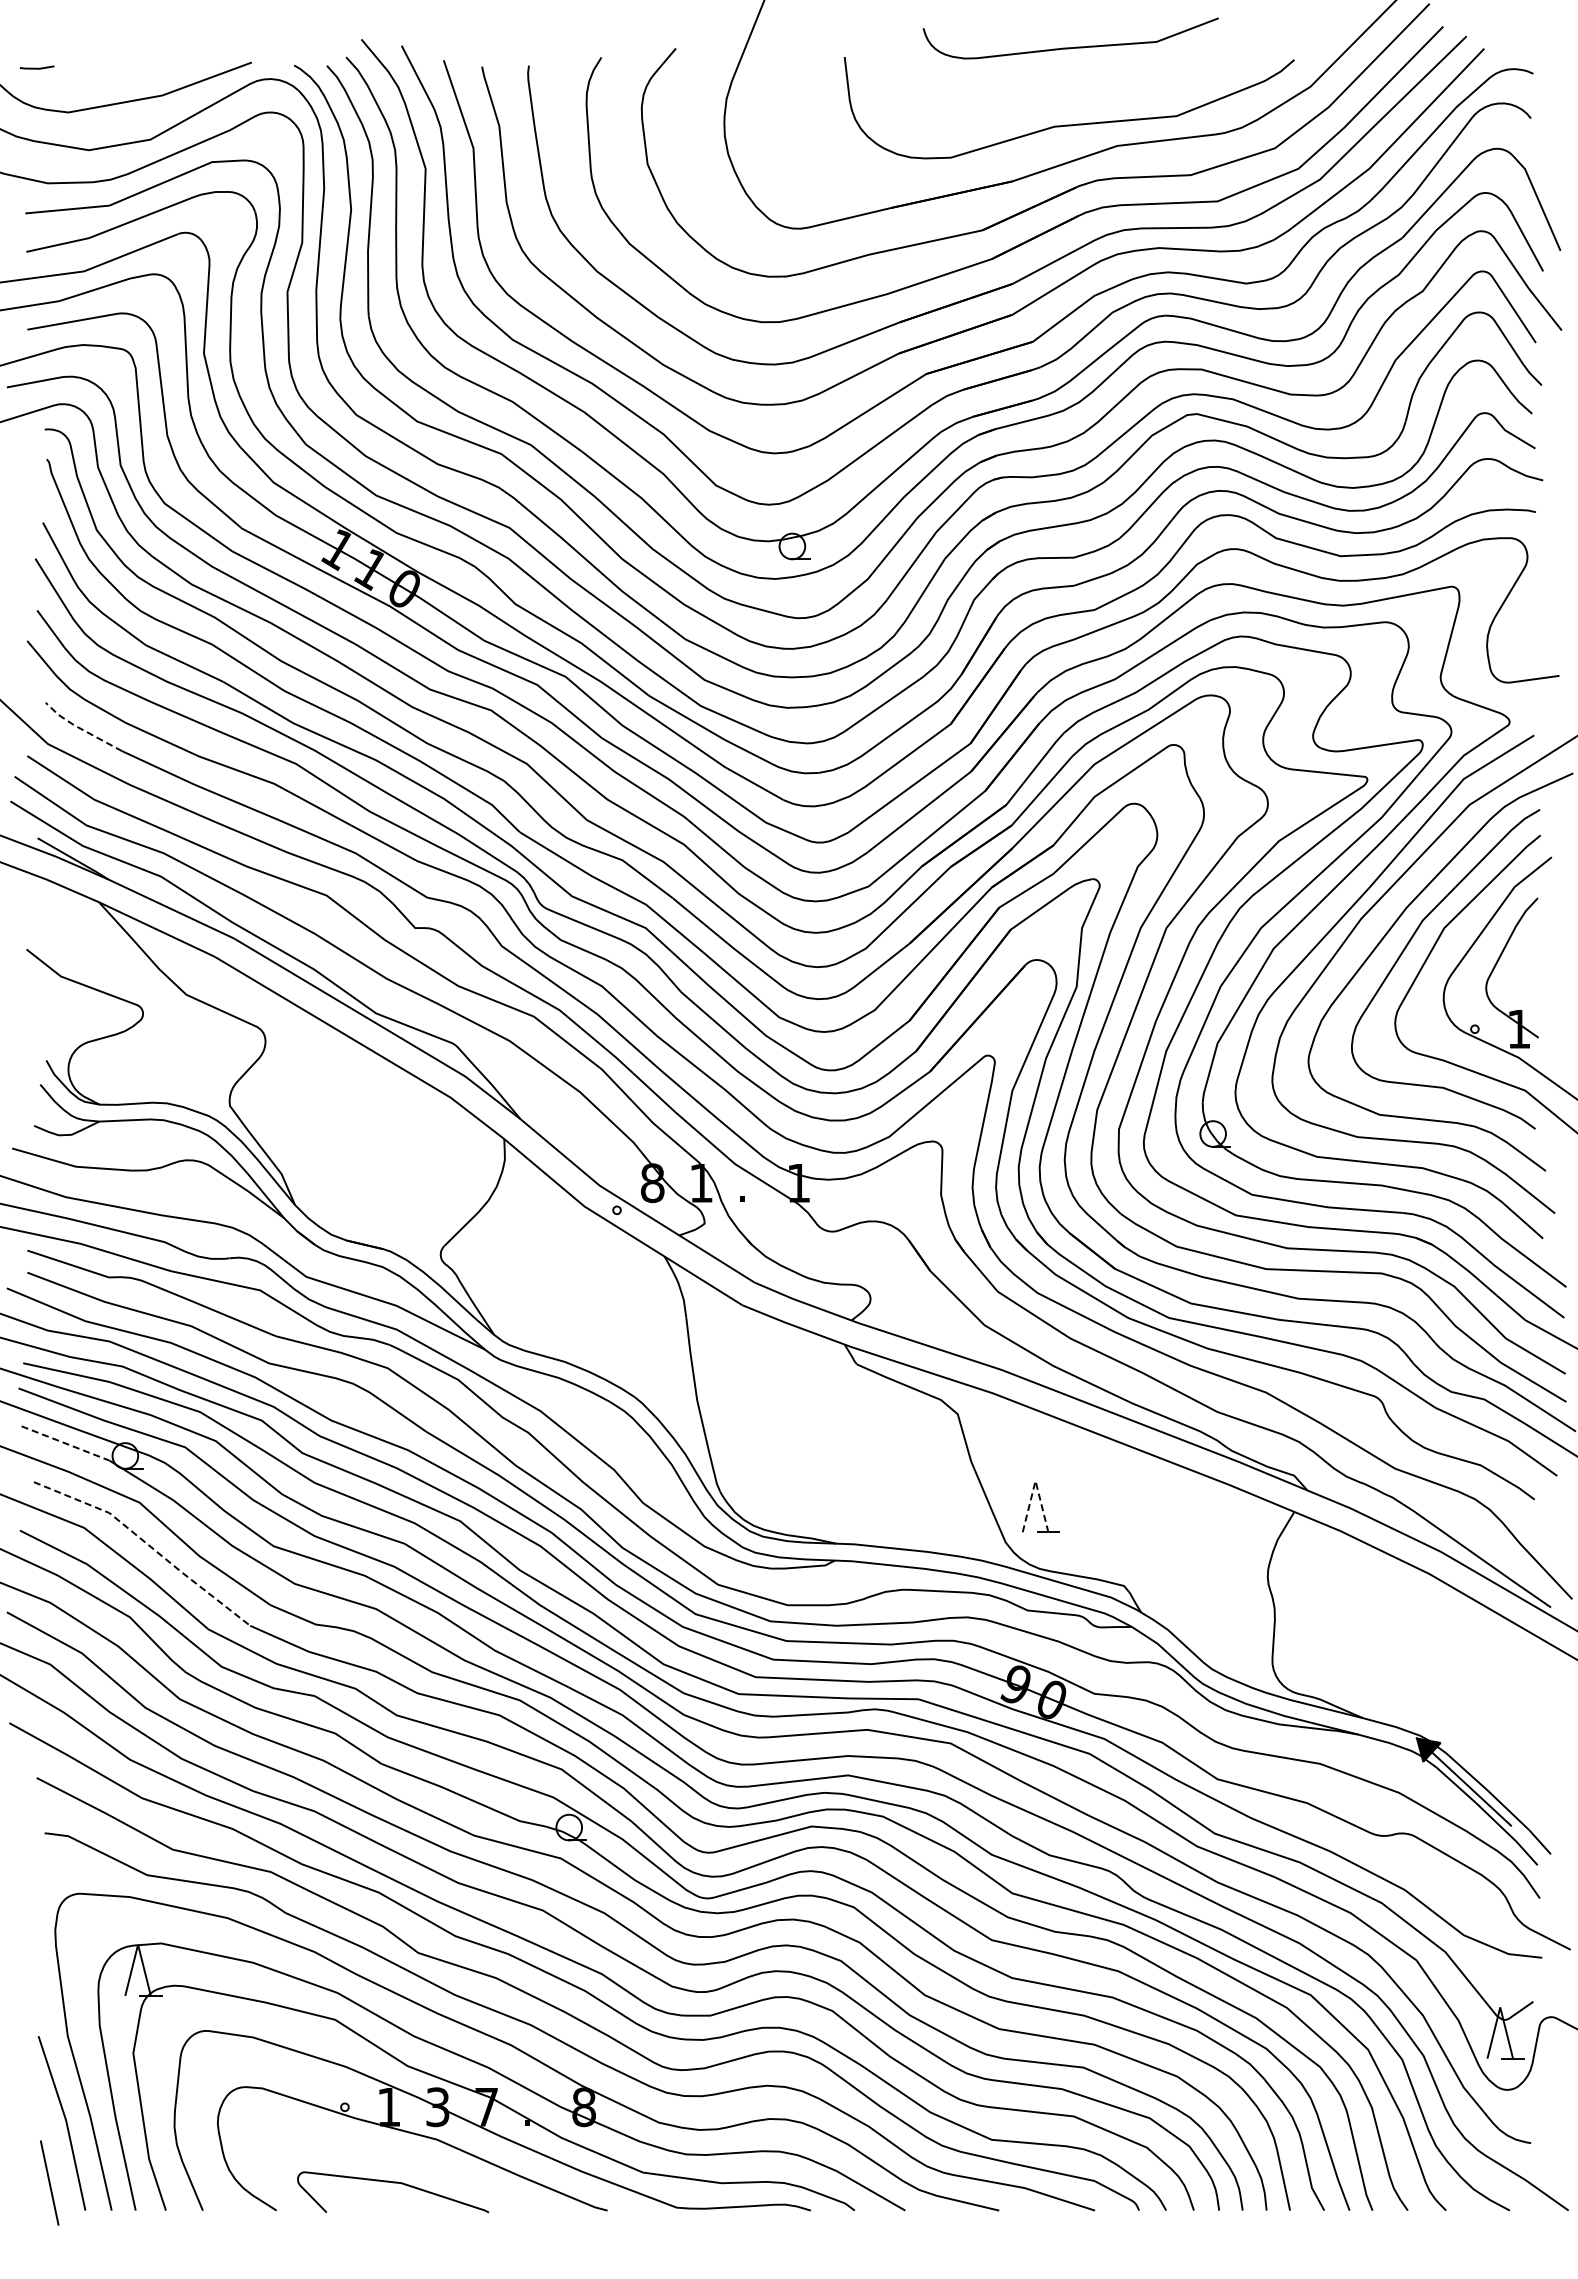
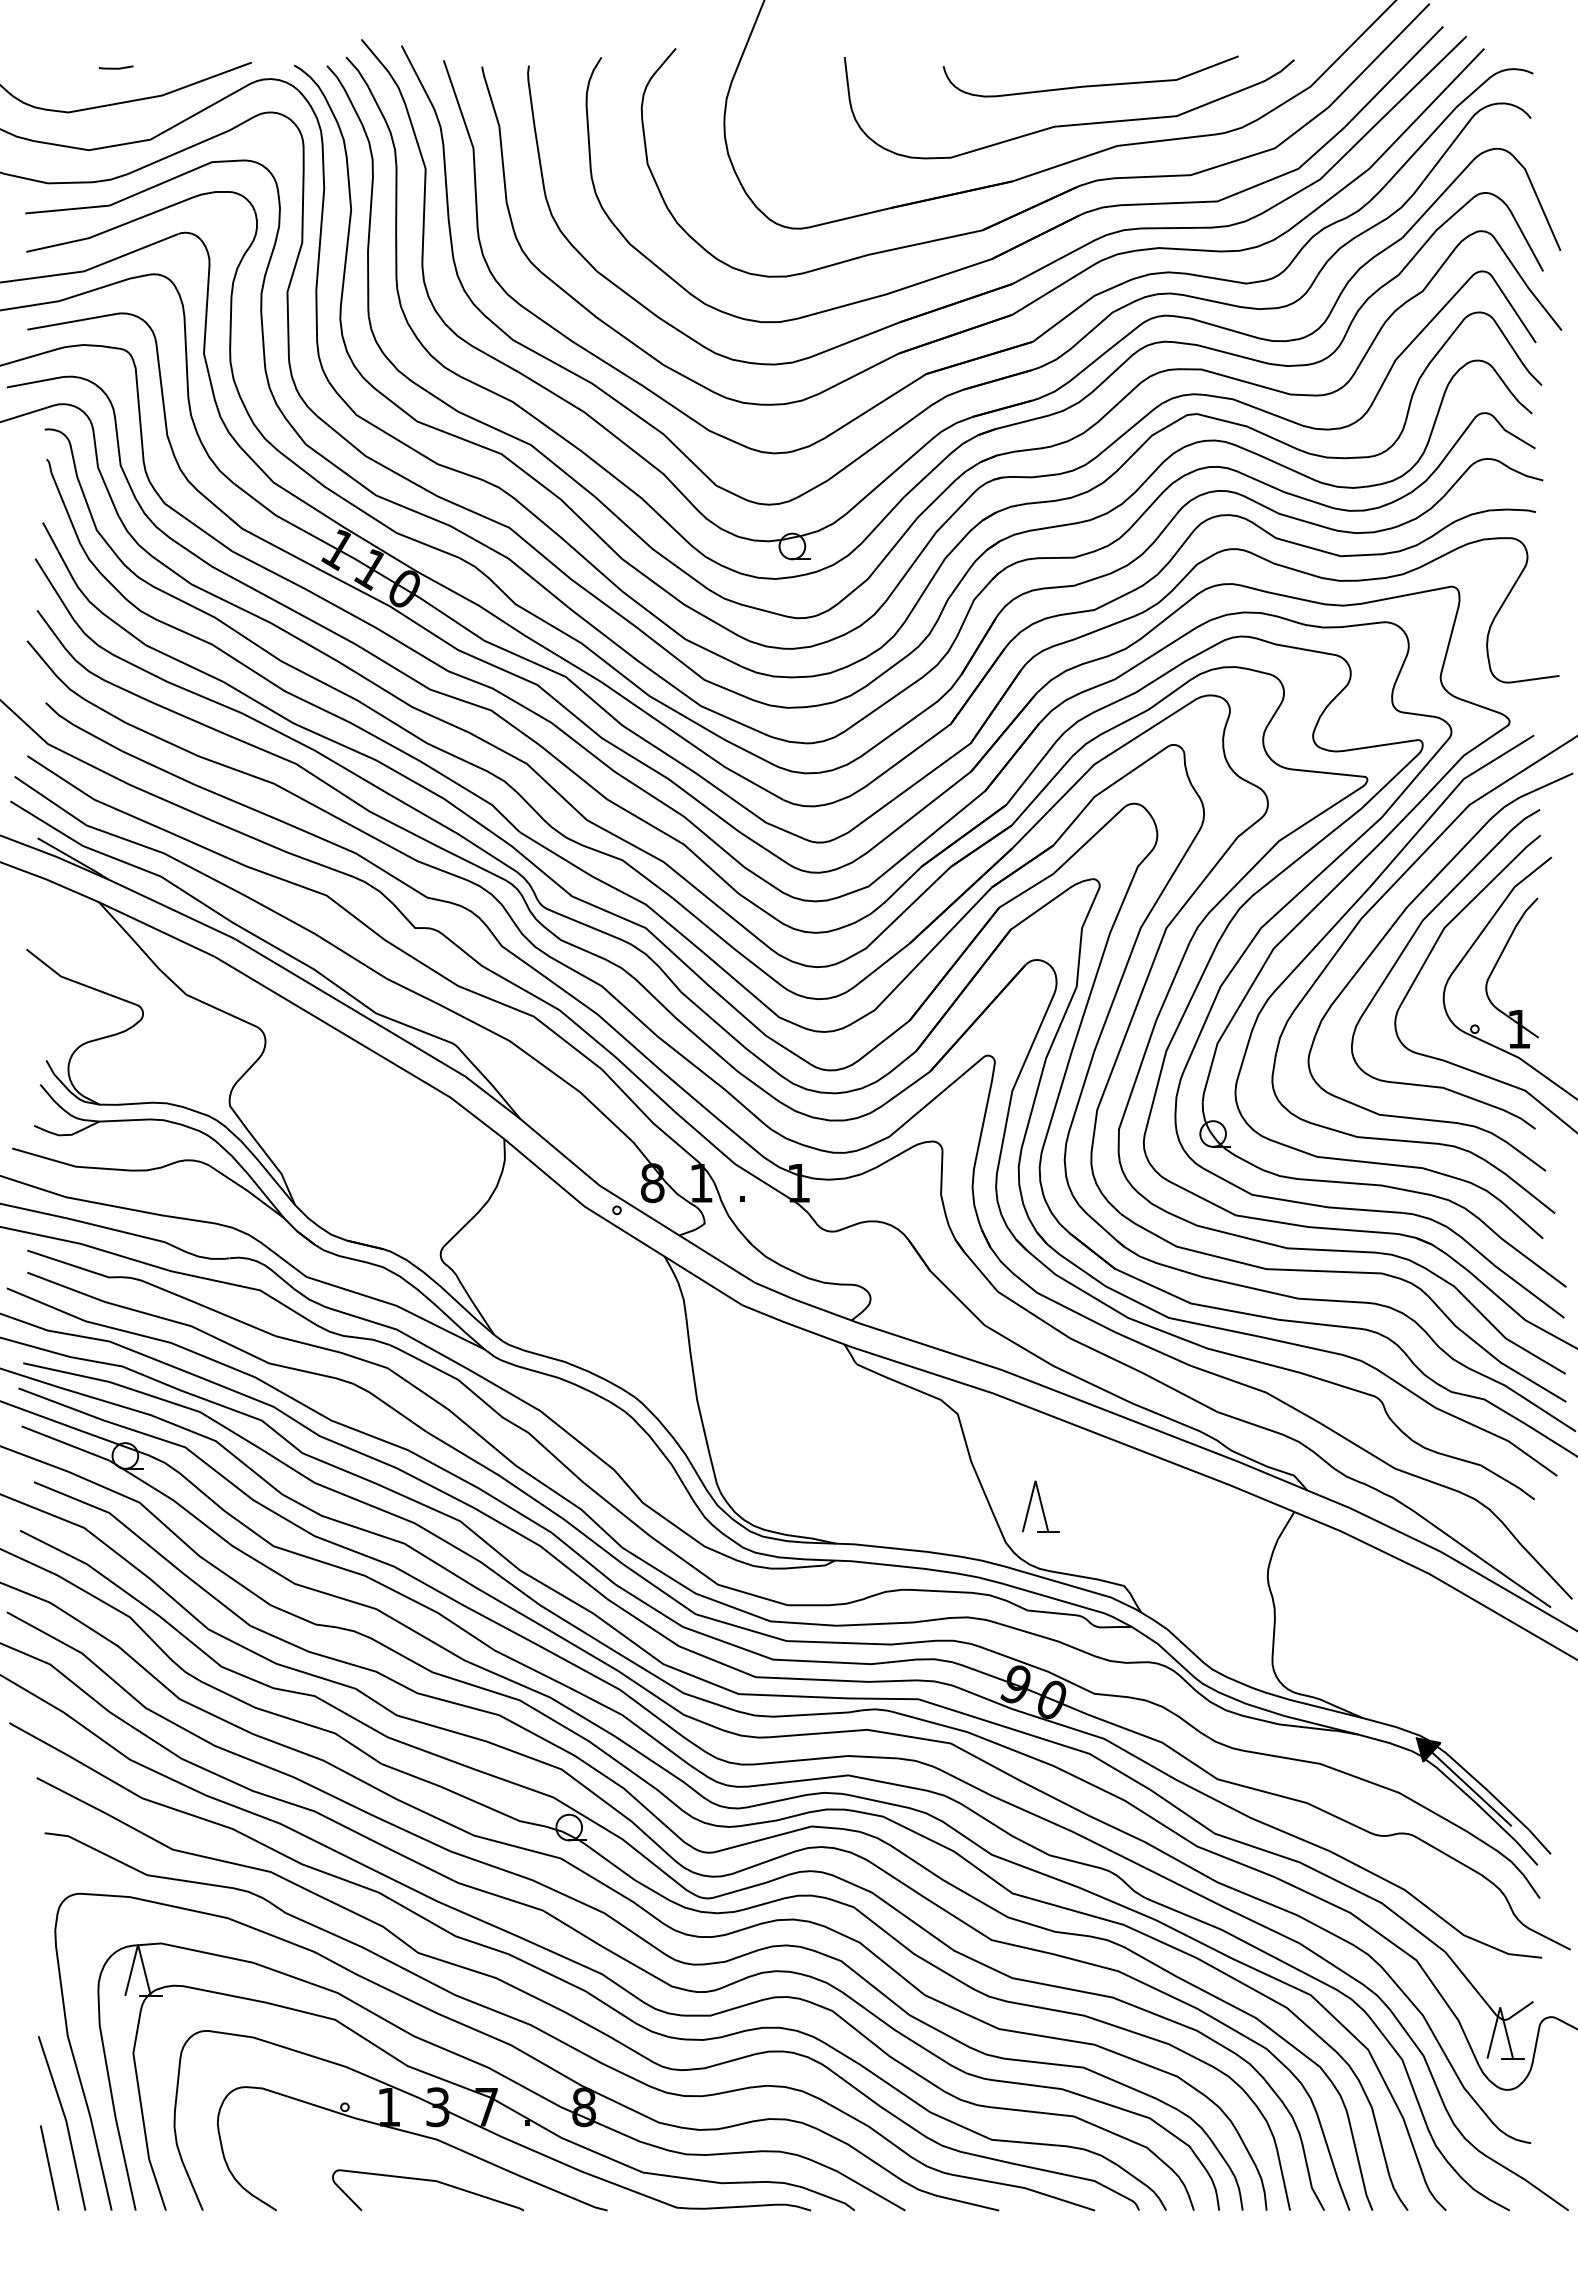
curve position: (1070, 47) -> (1090, 85) (1090, 85)
line position: (36, 67) -> (115, 67) (115, 67)
line: dashed -> solid (81, 729)
line: dashed -> solid (66, 1443)
line: dashed -> solid (1035, 1480)
line: dashed -> solid (148, 1544)
line position: (49, 2182) -> (49, 2167) (49, 2167)
curve position: (393, 2183) -> (428, 2181) (428, 2181)
